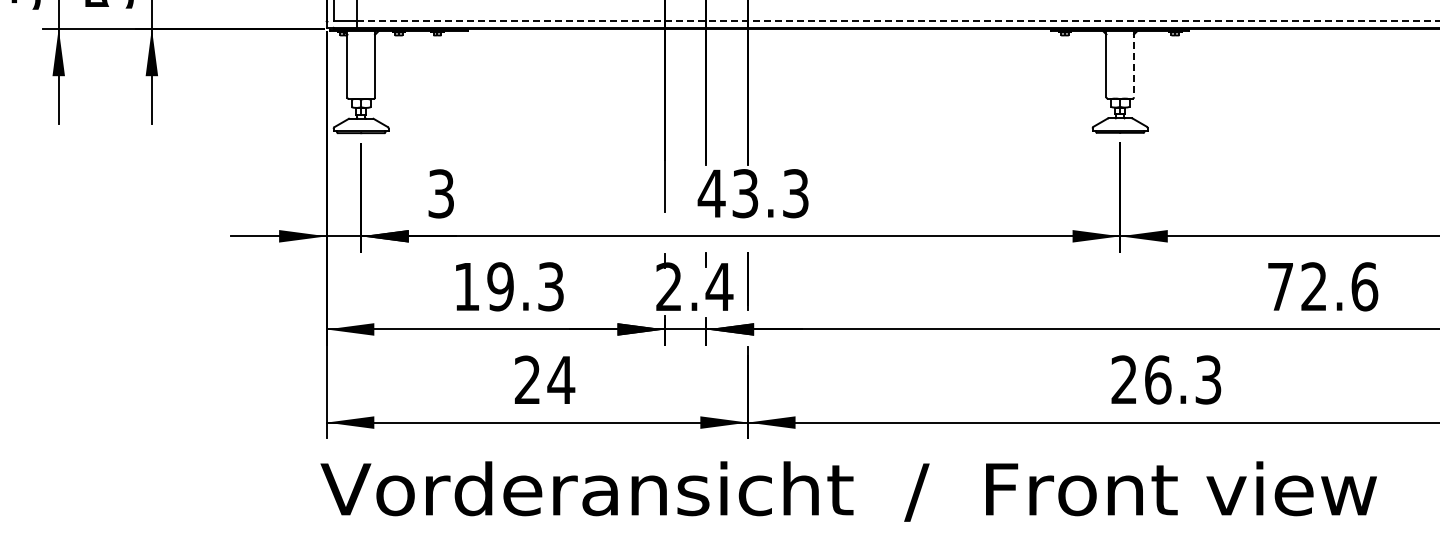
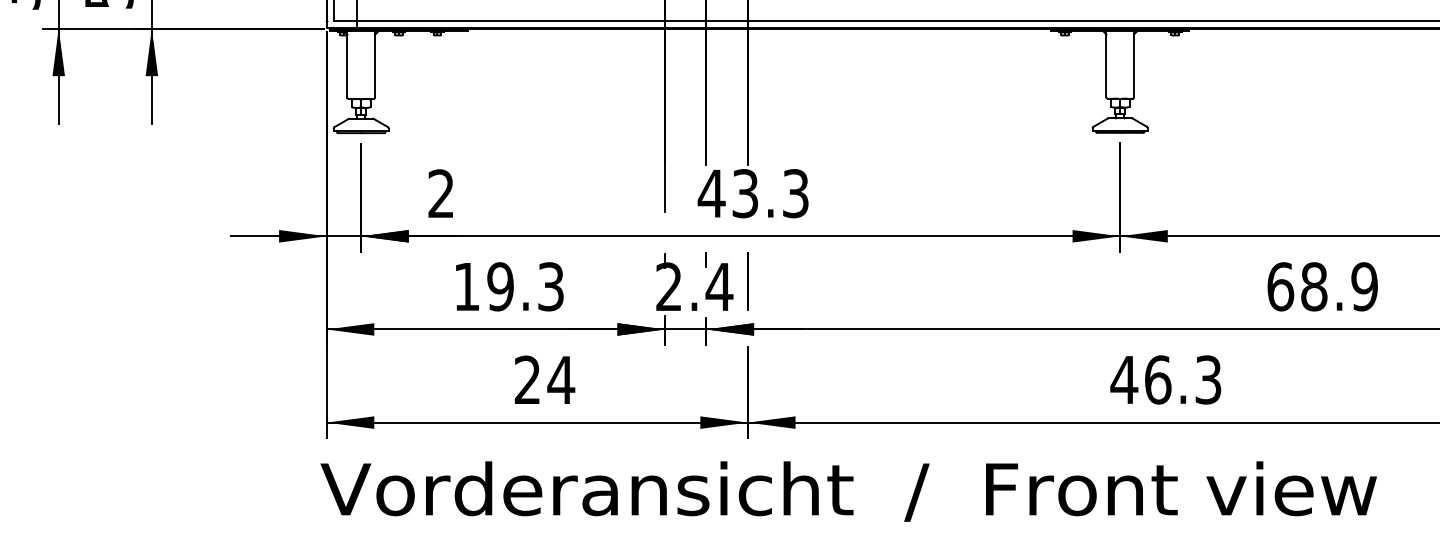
line: dashed -> solid (898, 21)
line: dashed -> solid (1134, 64)
text: 3 -> 2 (440, 193)
text: 72.6 -> 68.9 (1322, 286)
text: 26.3 -> 46.3 (1124, 379)
